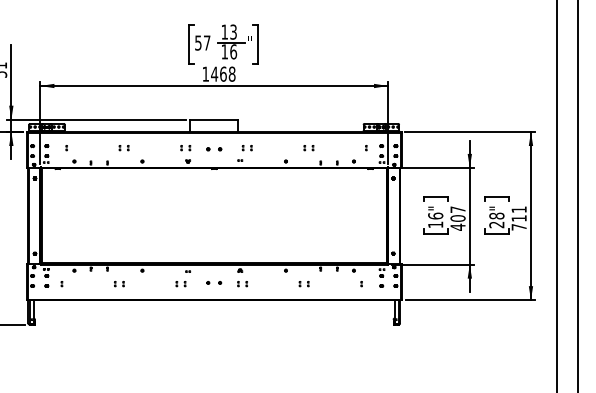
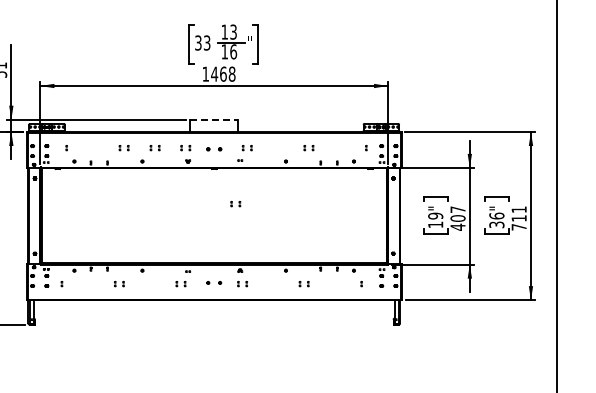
text: 57 -> 33 (202, 42)
line: solid -> dashed (214, 119)
part: none -> present (154, 148)
line: present -> none (578, 195)
part: none -> present (235, 204)
text: 16" -> 19" (435, 215)
text: 28" -> 36" (496, 220)
